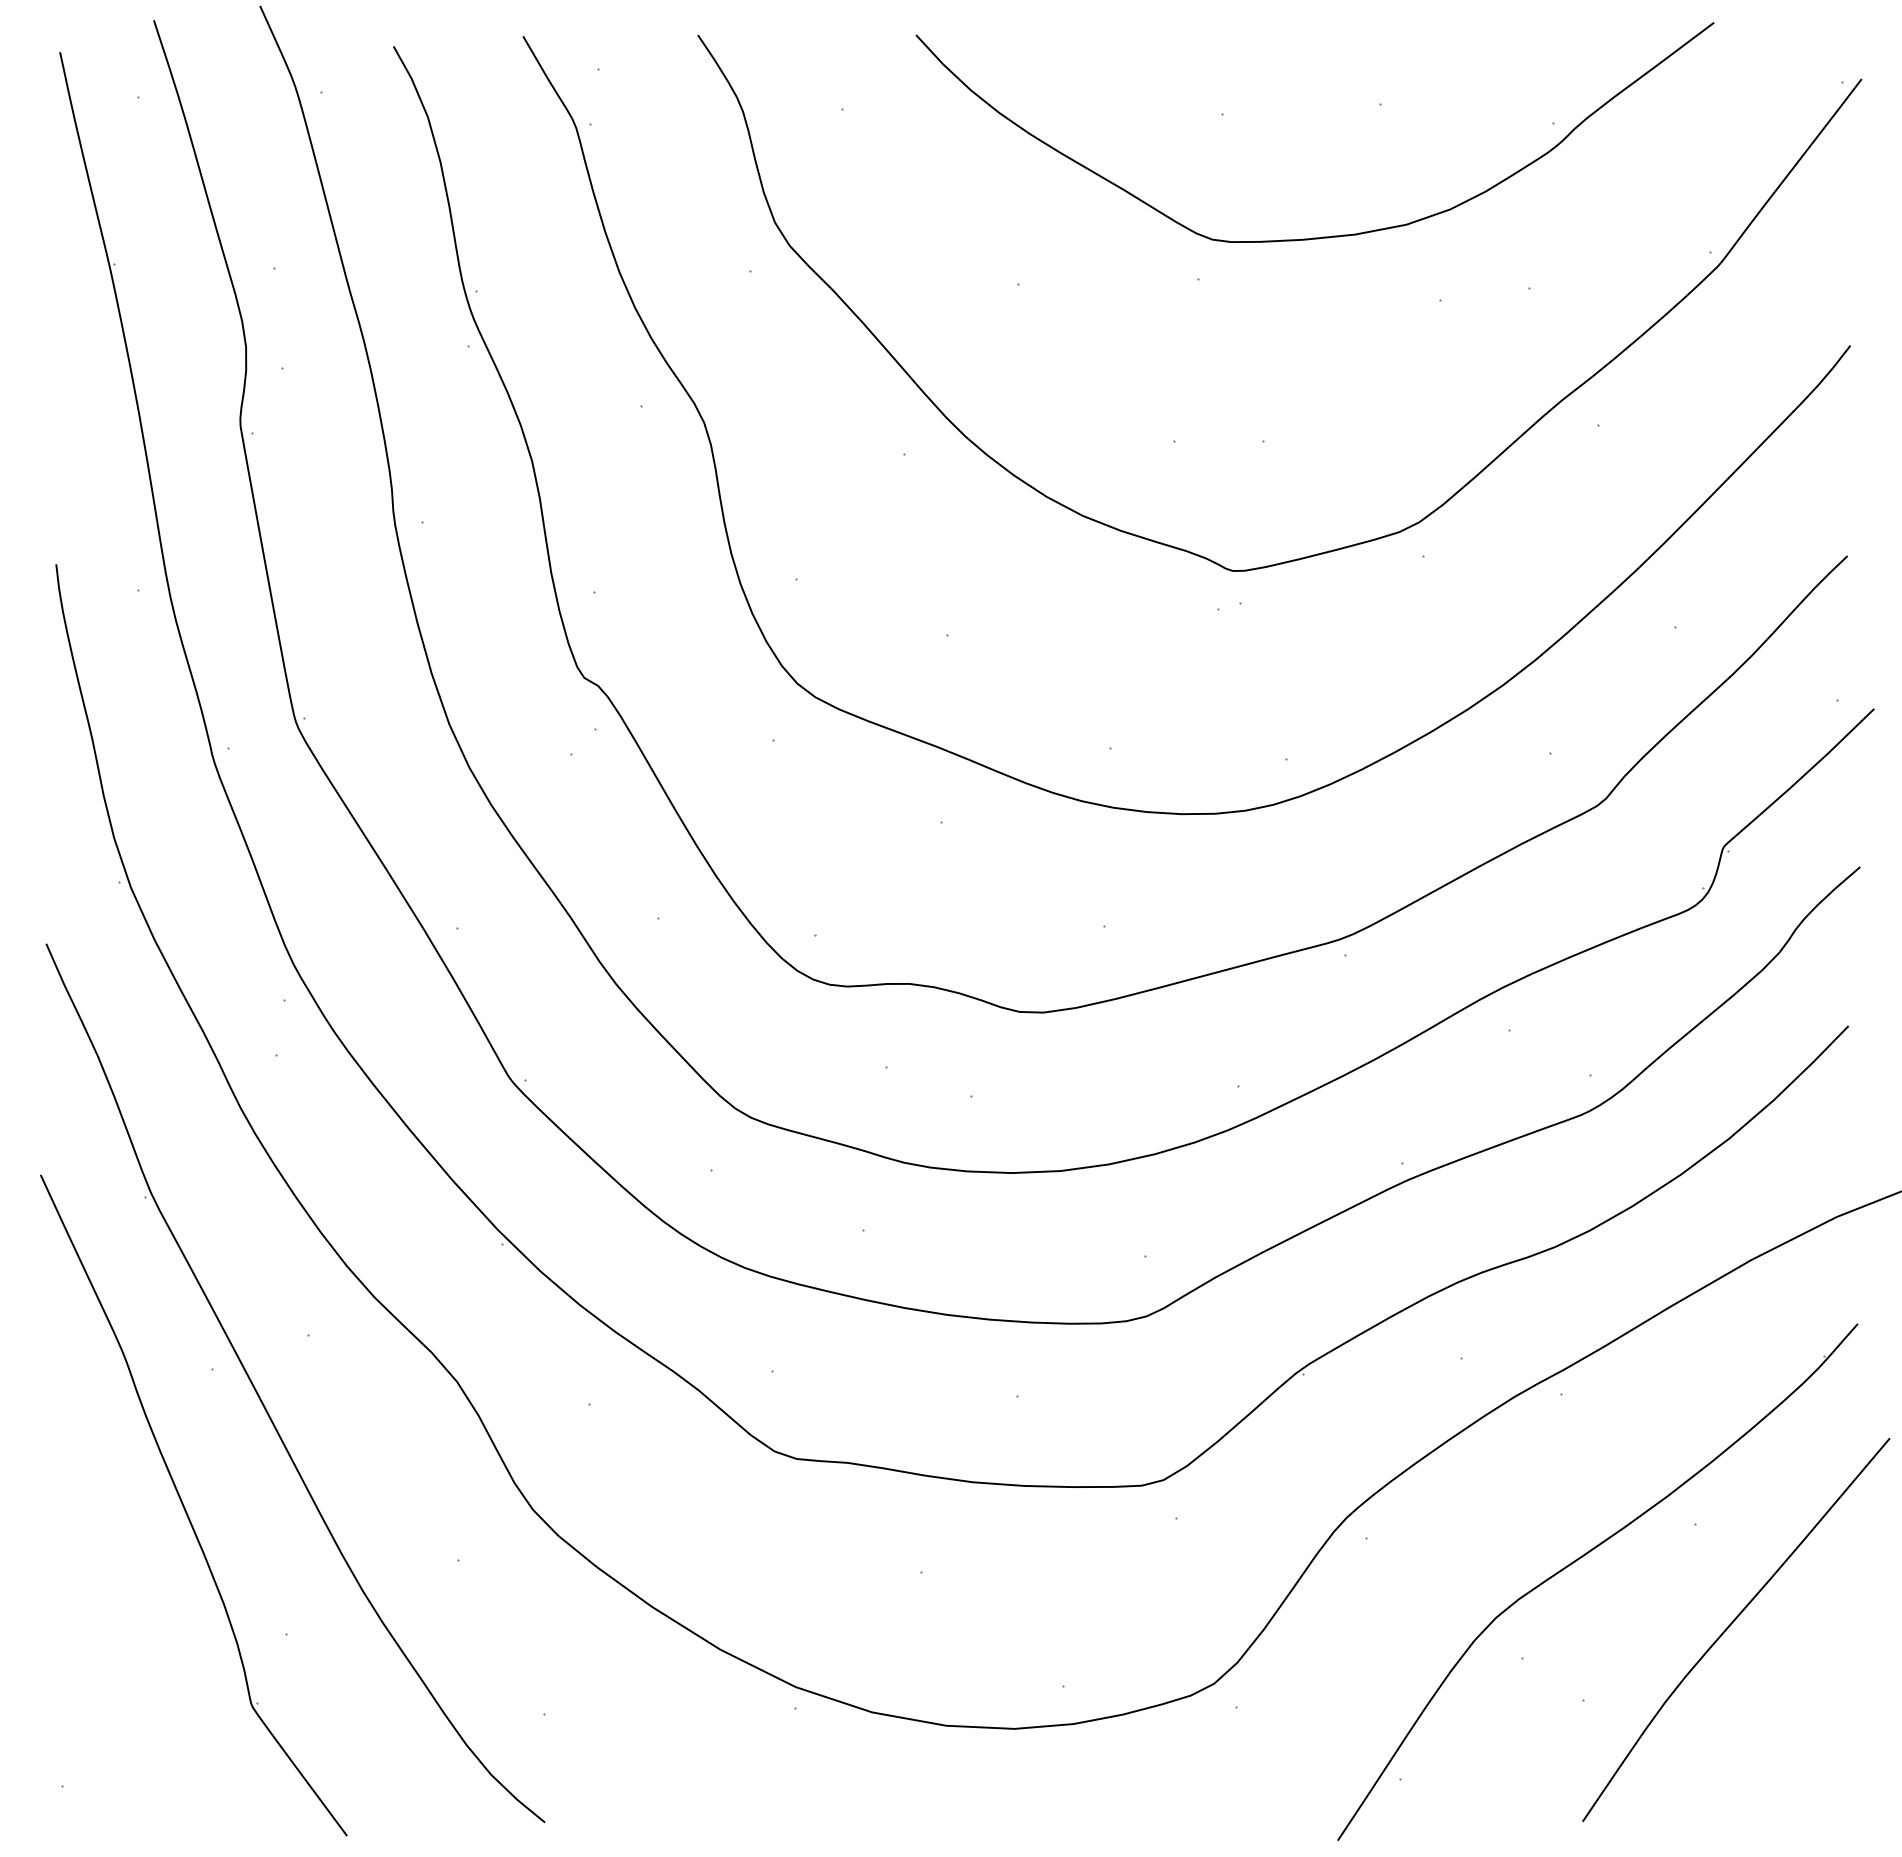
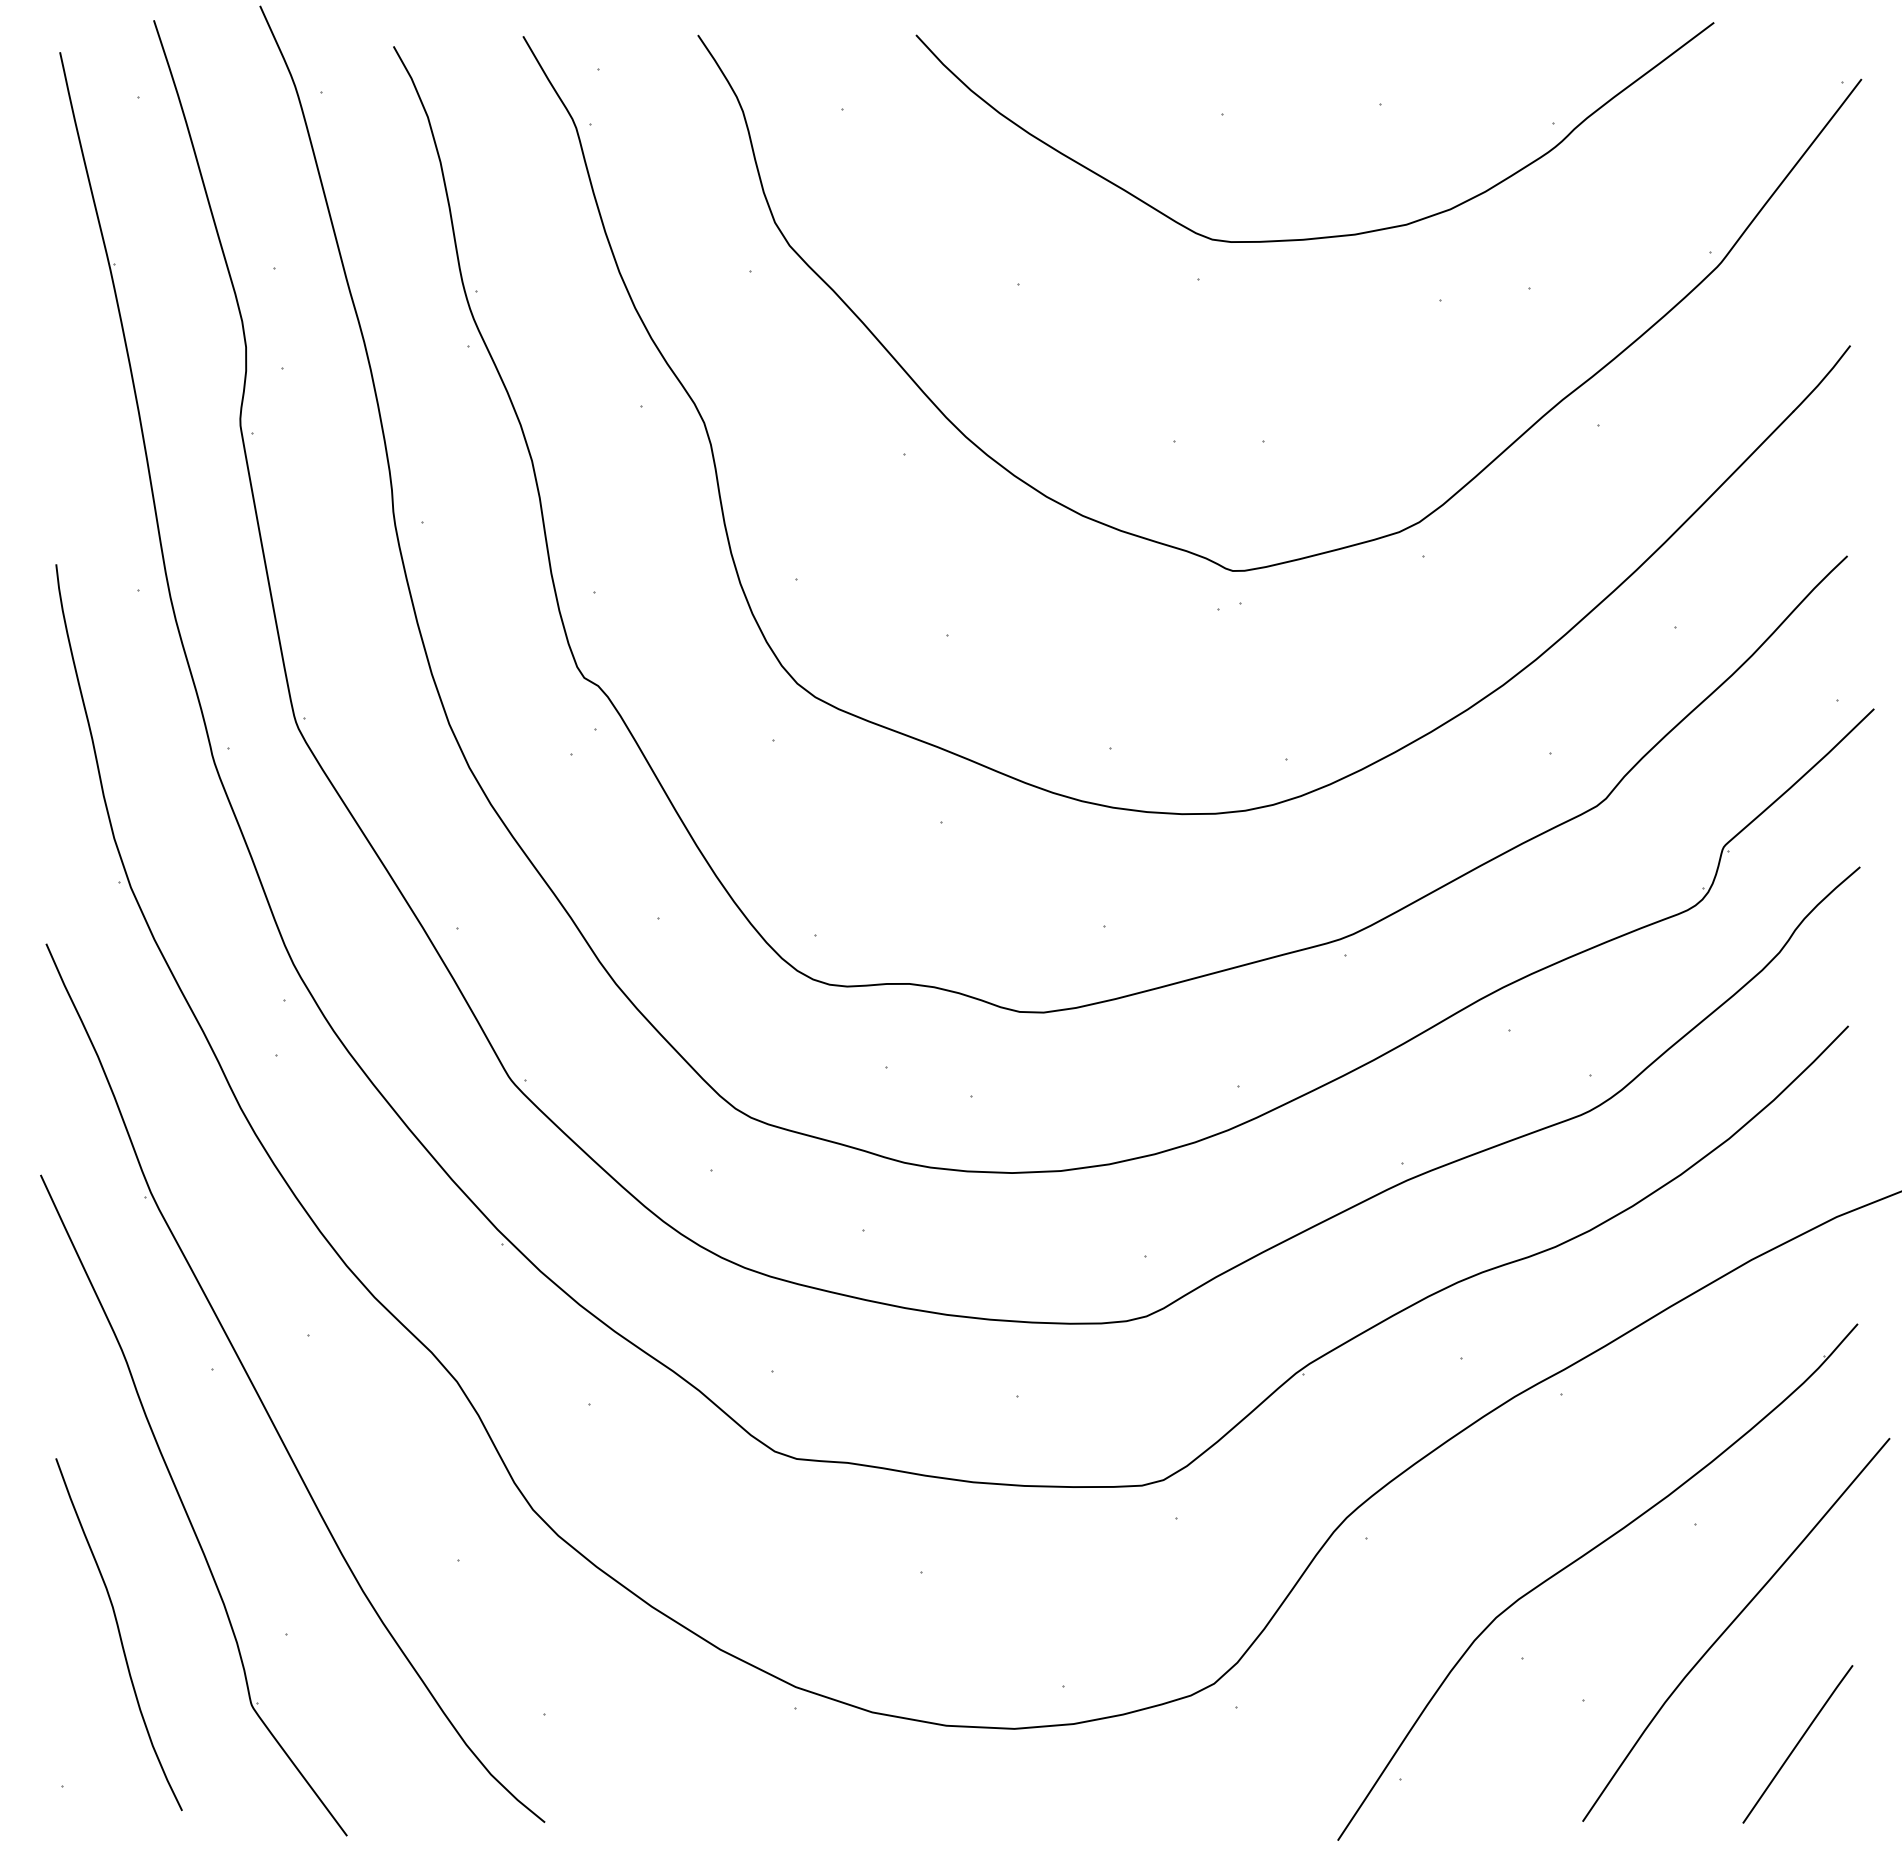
curve: none -> present (118, 1634)
line: none -> present (1797, 1744)
